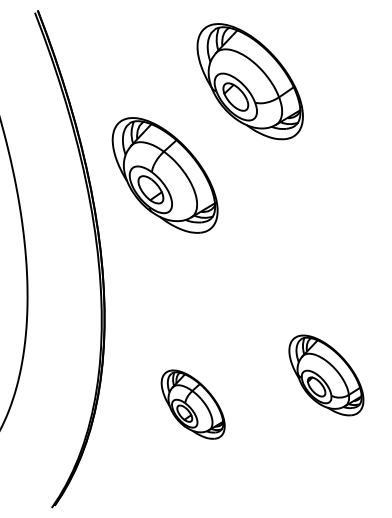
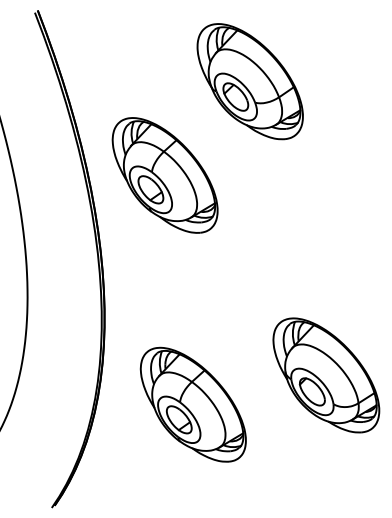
part size: 77x83 px -> 109x117 px (326, 375)
part size: 66x71 px -> 108x117 px (192, 404)
